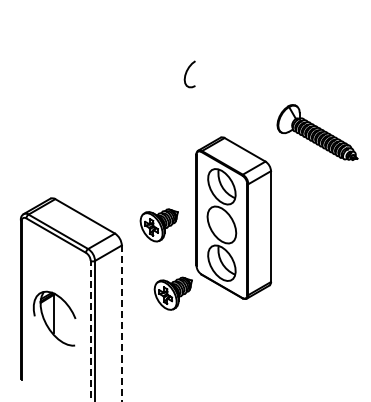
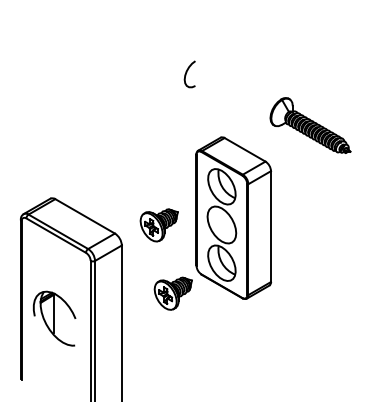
part position: (317, 132) -> (310, 125) (310, 125)
line: dashed -> solid (121, 324)
line: dashed -> solid (90, 330)
